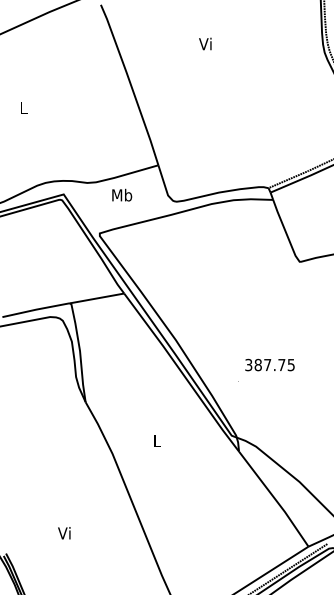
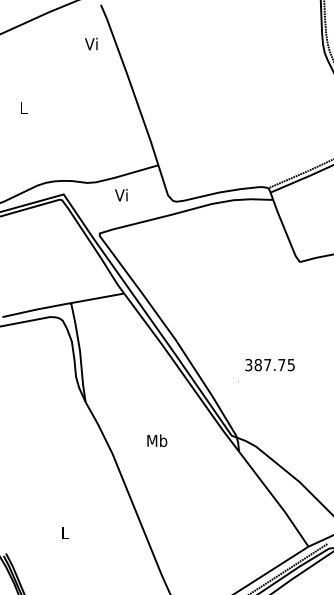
text position: (205, 43) -> (91, 43) (91, 43)
text: Mb -> Vi (122, 194)
text: L -> Mb (157, 440)
text: Vi -> L (64, 533)
